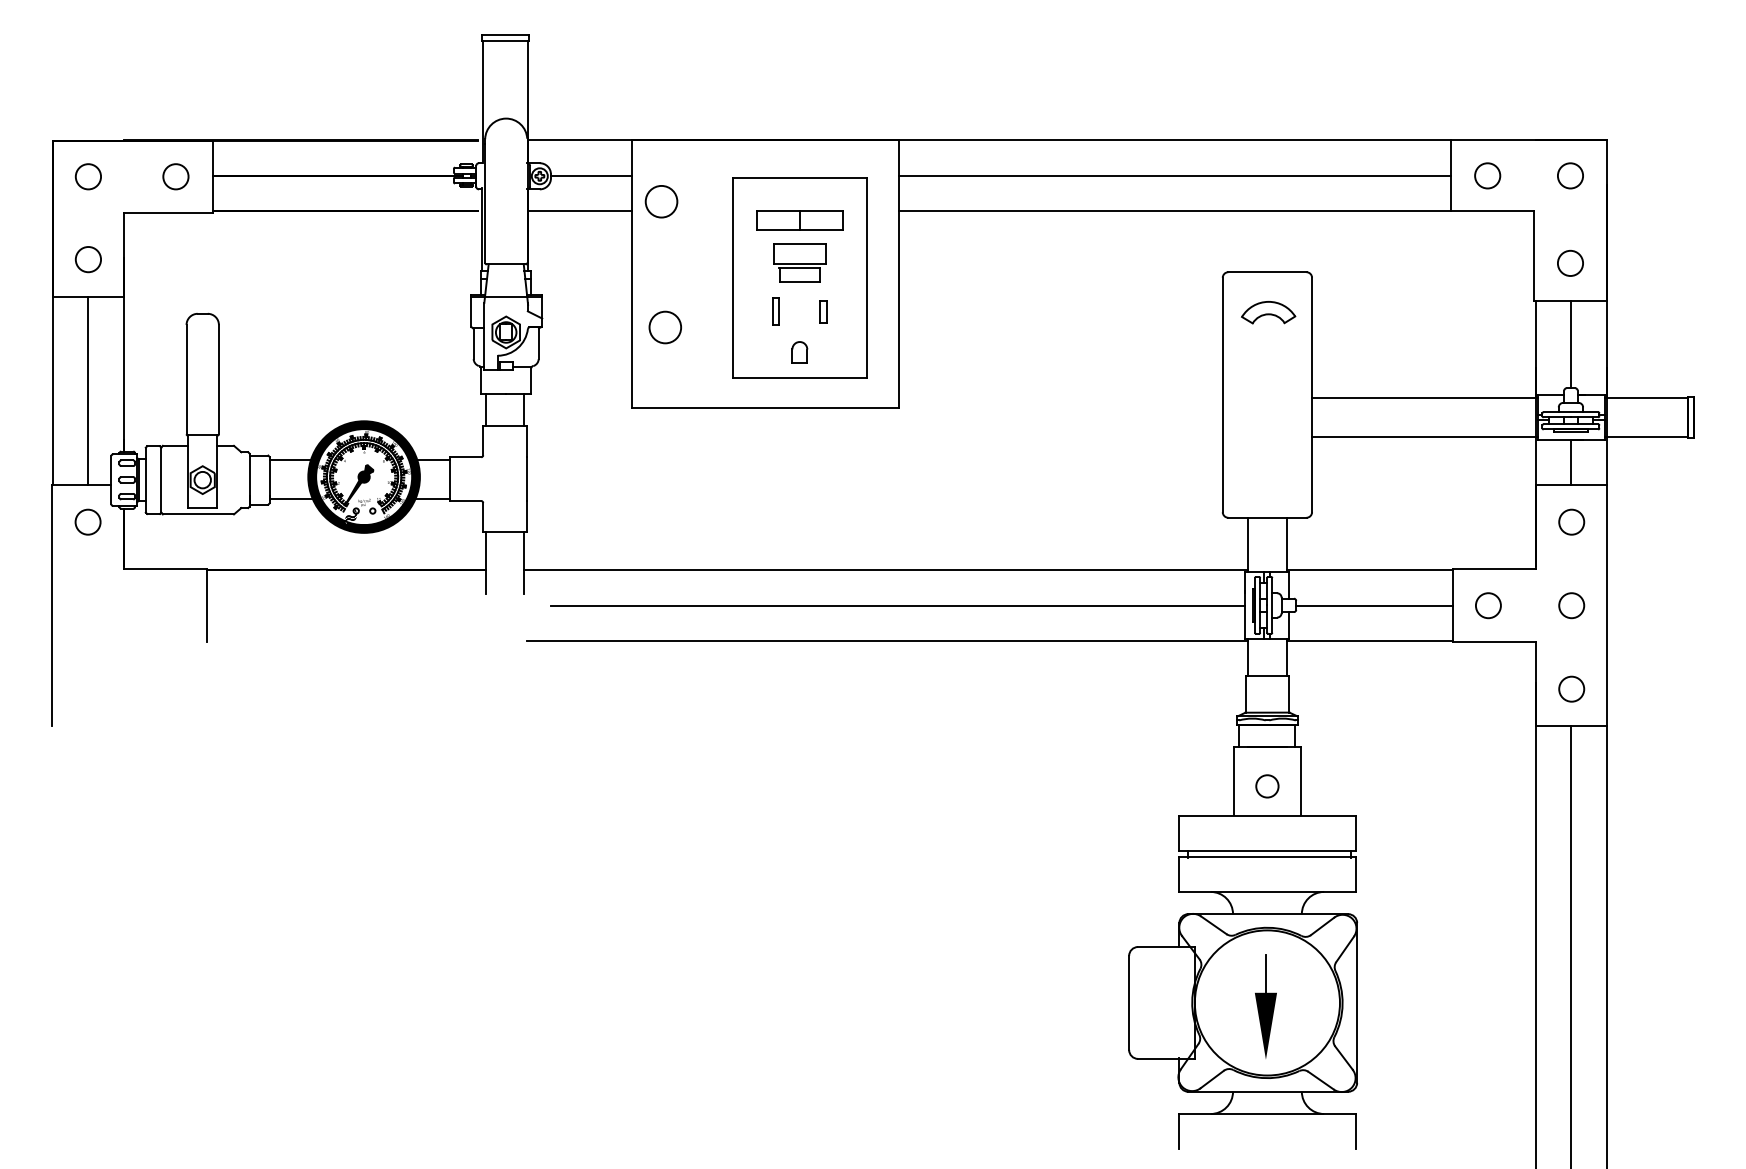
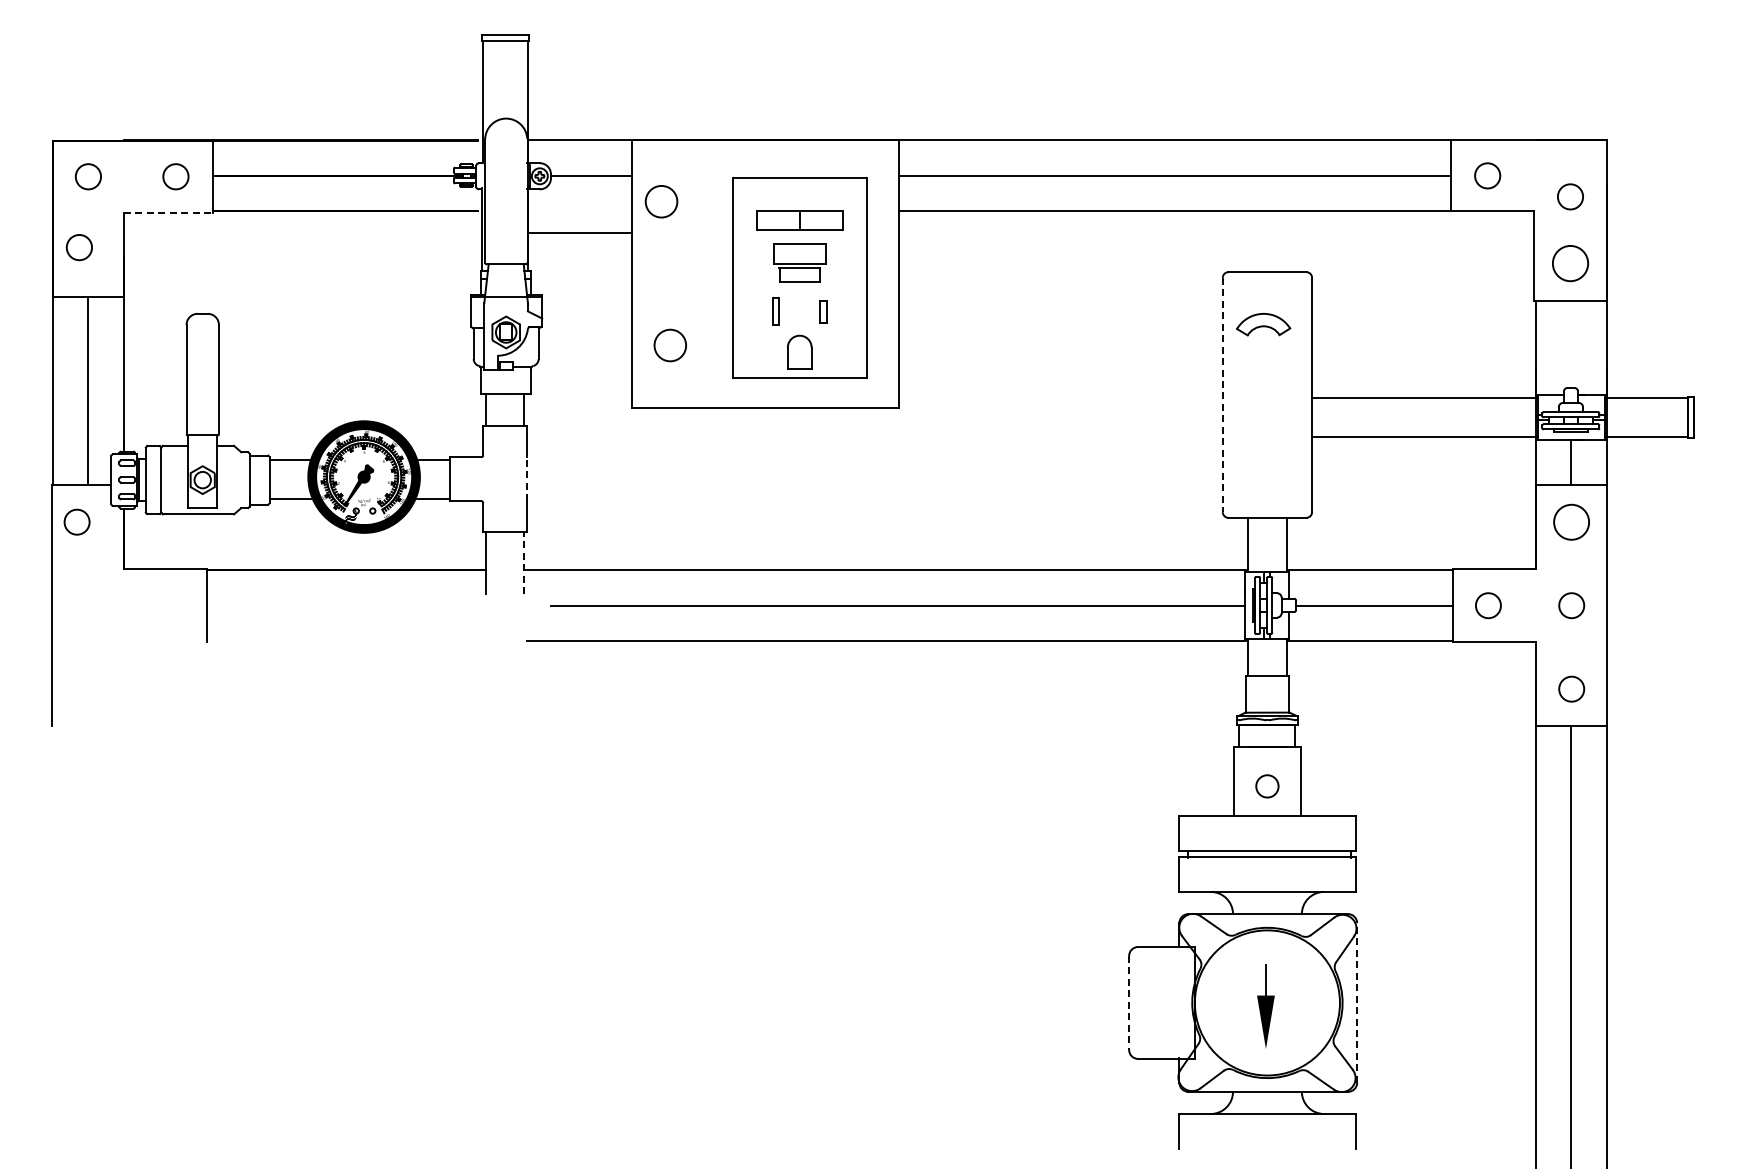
circle position: (1570, 175) -> (1570, 196) (1570, 196)
line position: (580, 211) -> (580, 233) (580, 233)
line: solid -> dashed (168, 213)
circle position: (87, 259) -> (78, 247) (78, 247)
circle size: 27x28 px -> 37x38 px (1570, 263)
part position: (1268, 312) -> (1263, 324) (1263, 324)
circle position: (664, 327) -> (669, 345) (669, 345)
line: present -> none (1571, 344)
part size: 18x23 px -> 26x36 px (799, 351)
line: solid -> dashed (1222, 395)
line: solid -> dashed (526, 478)
circle position: (87, 521) -> (76, 521) (76, 521)
circle size: 28x28 px -> 37x38 px (1571, 521)
line: solid -> dashed (523, 563)
line: solid -> dashed (1357, 1002)
line: solid -> dashed (1129, 1003)
part size: 22x105 px -> 18x85 px (1265, 1006)
